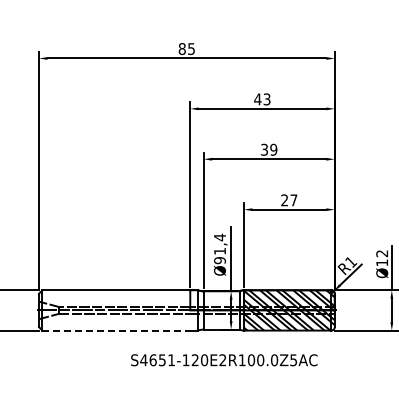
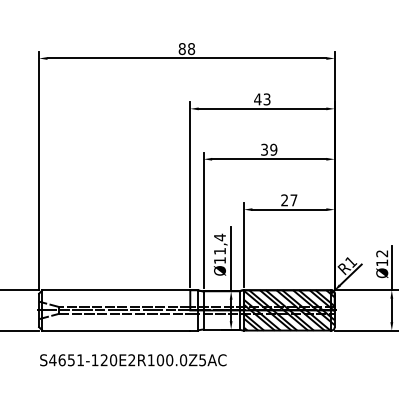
text: 85 -> 88 (191, 48)
text: Ø91,4 -> Ø11,4 (219, 260)
line: dashed -> solid (116, 330)
text position: (224, 360) -> (133, 360) (133, 360)
